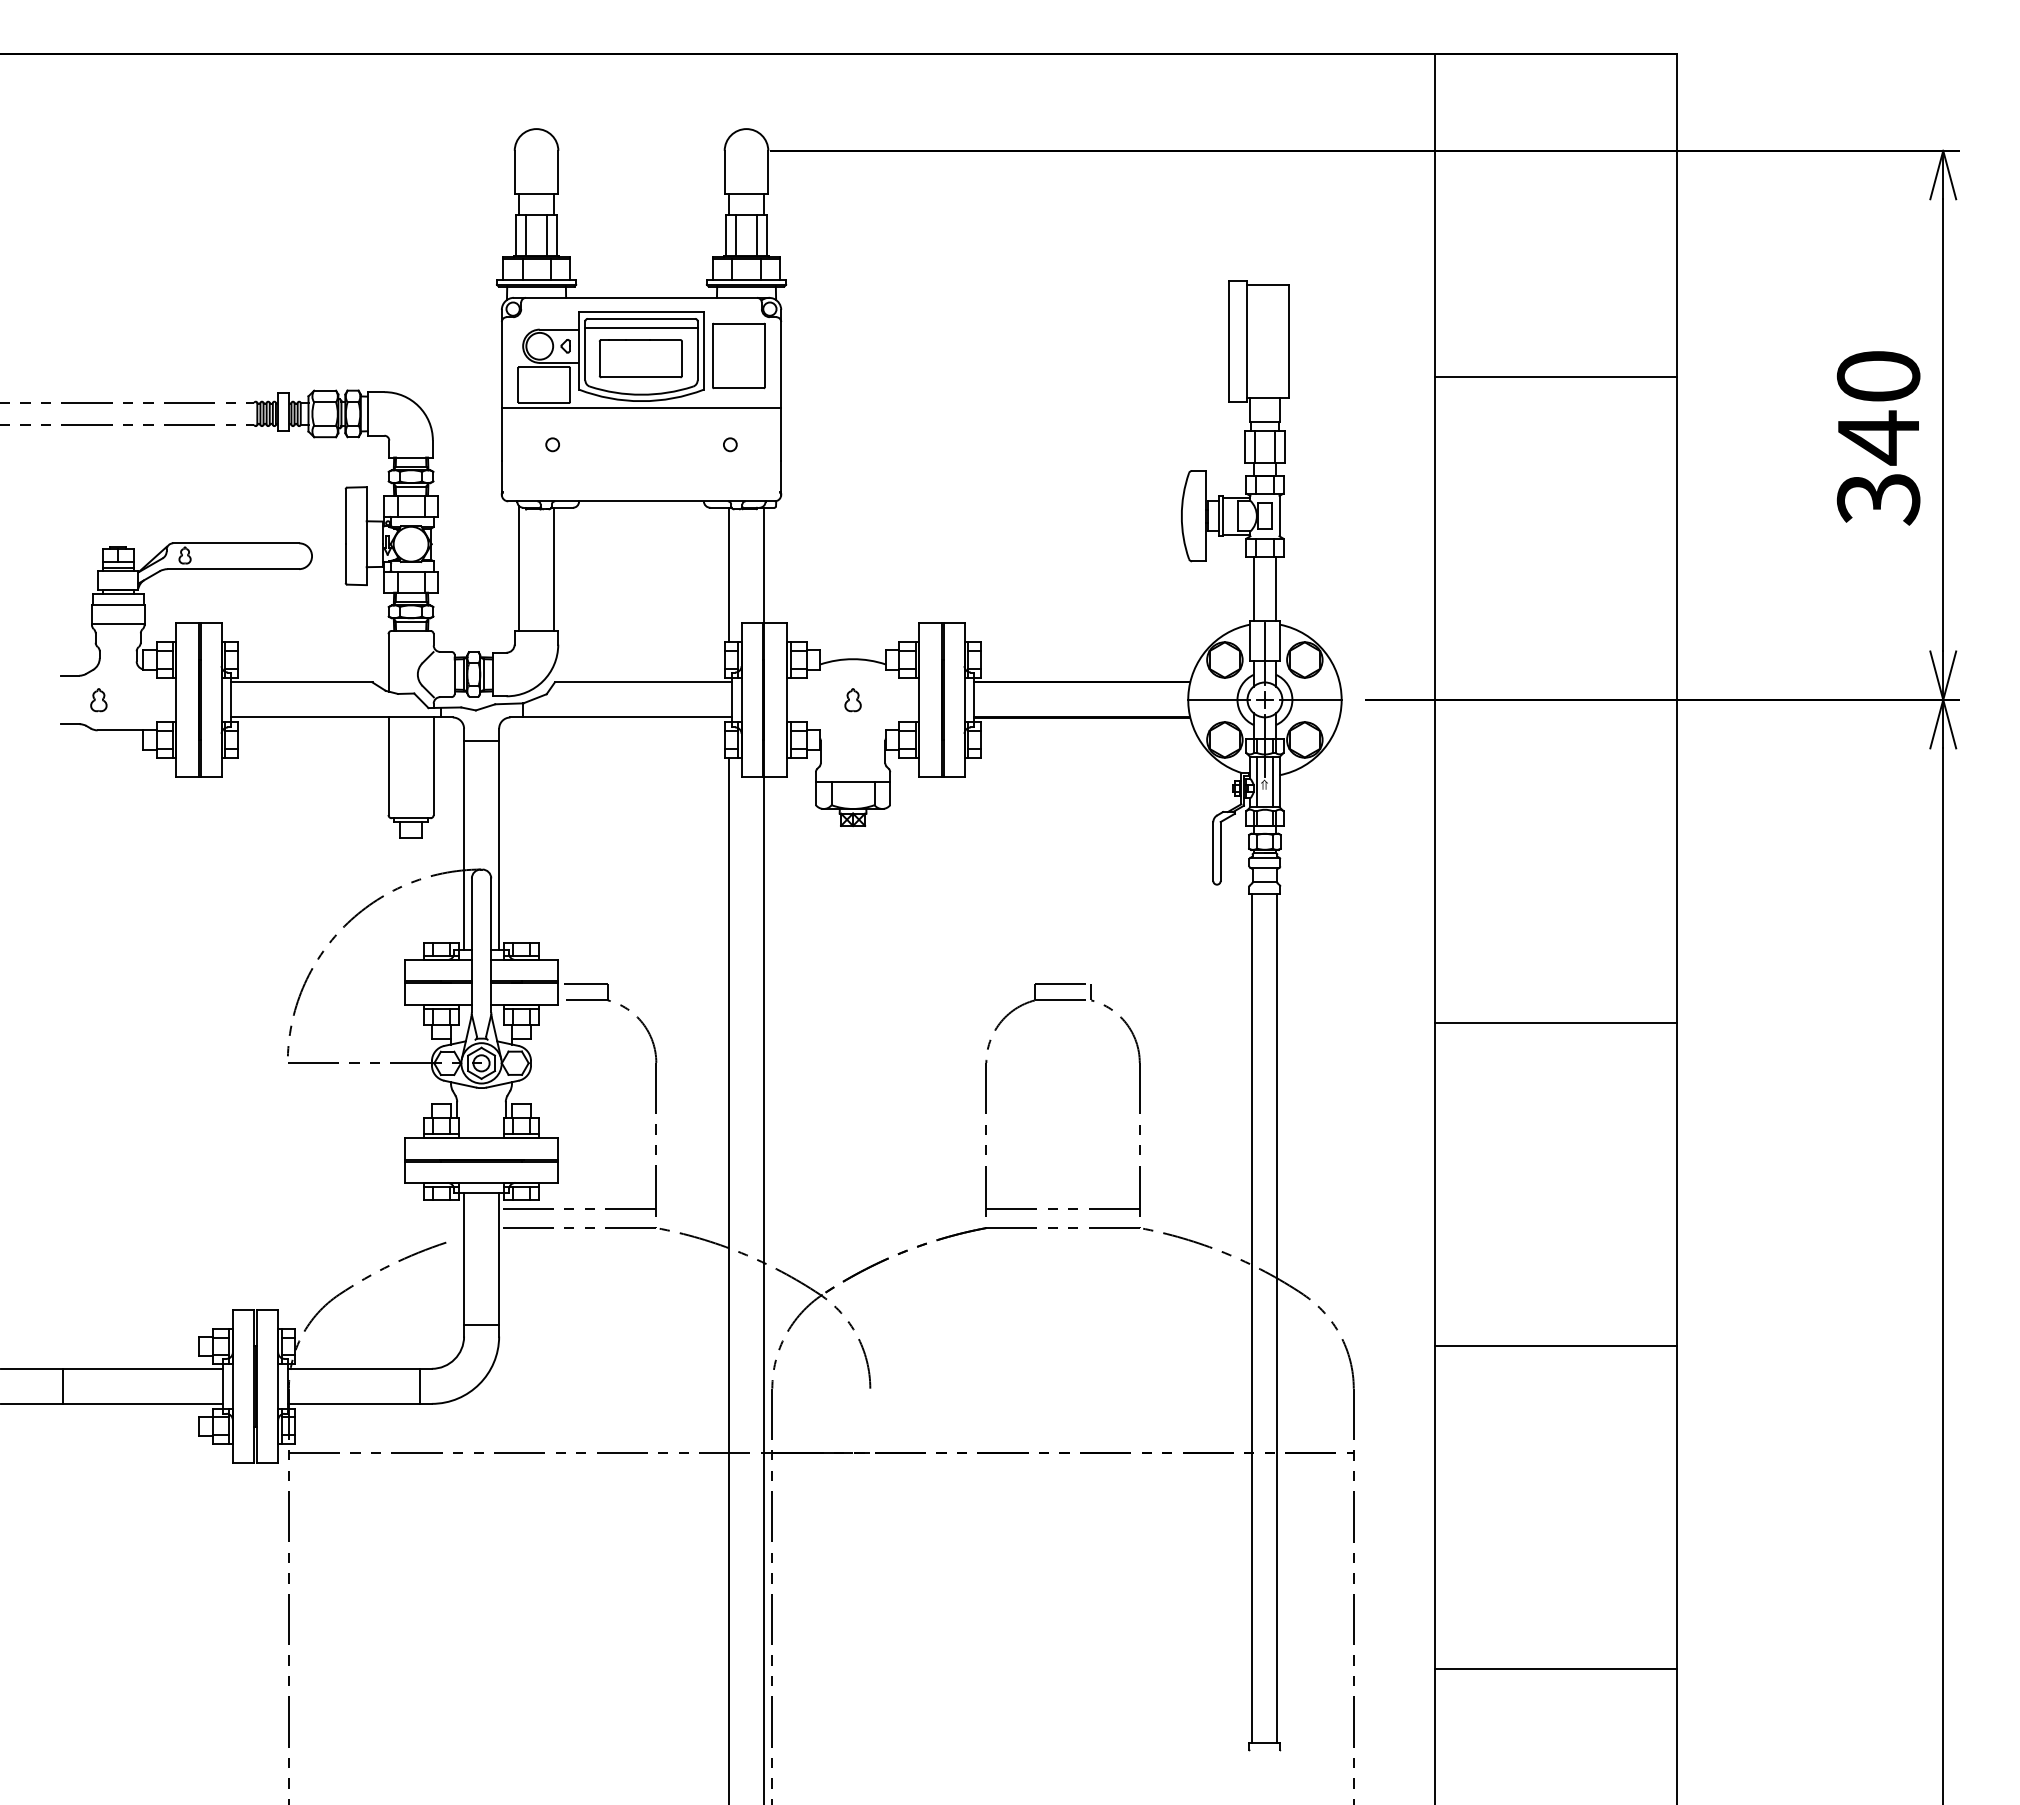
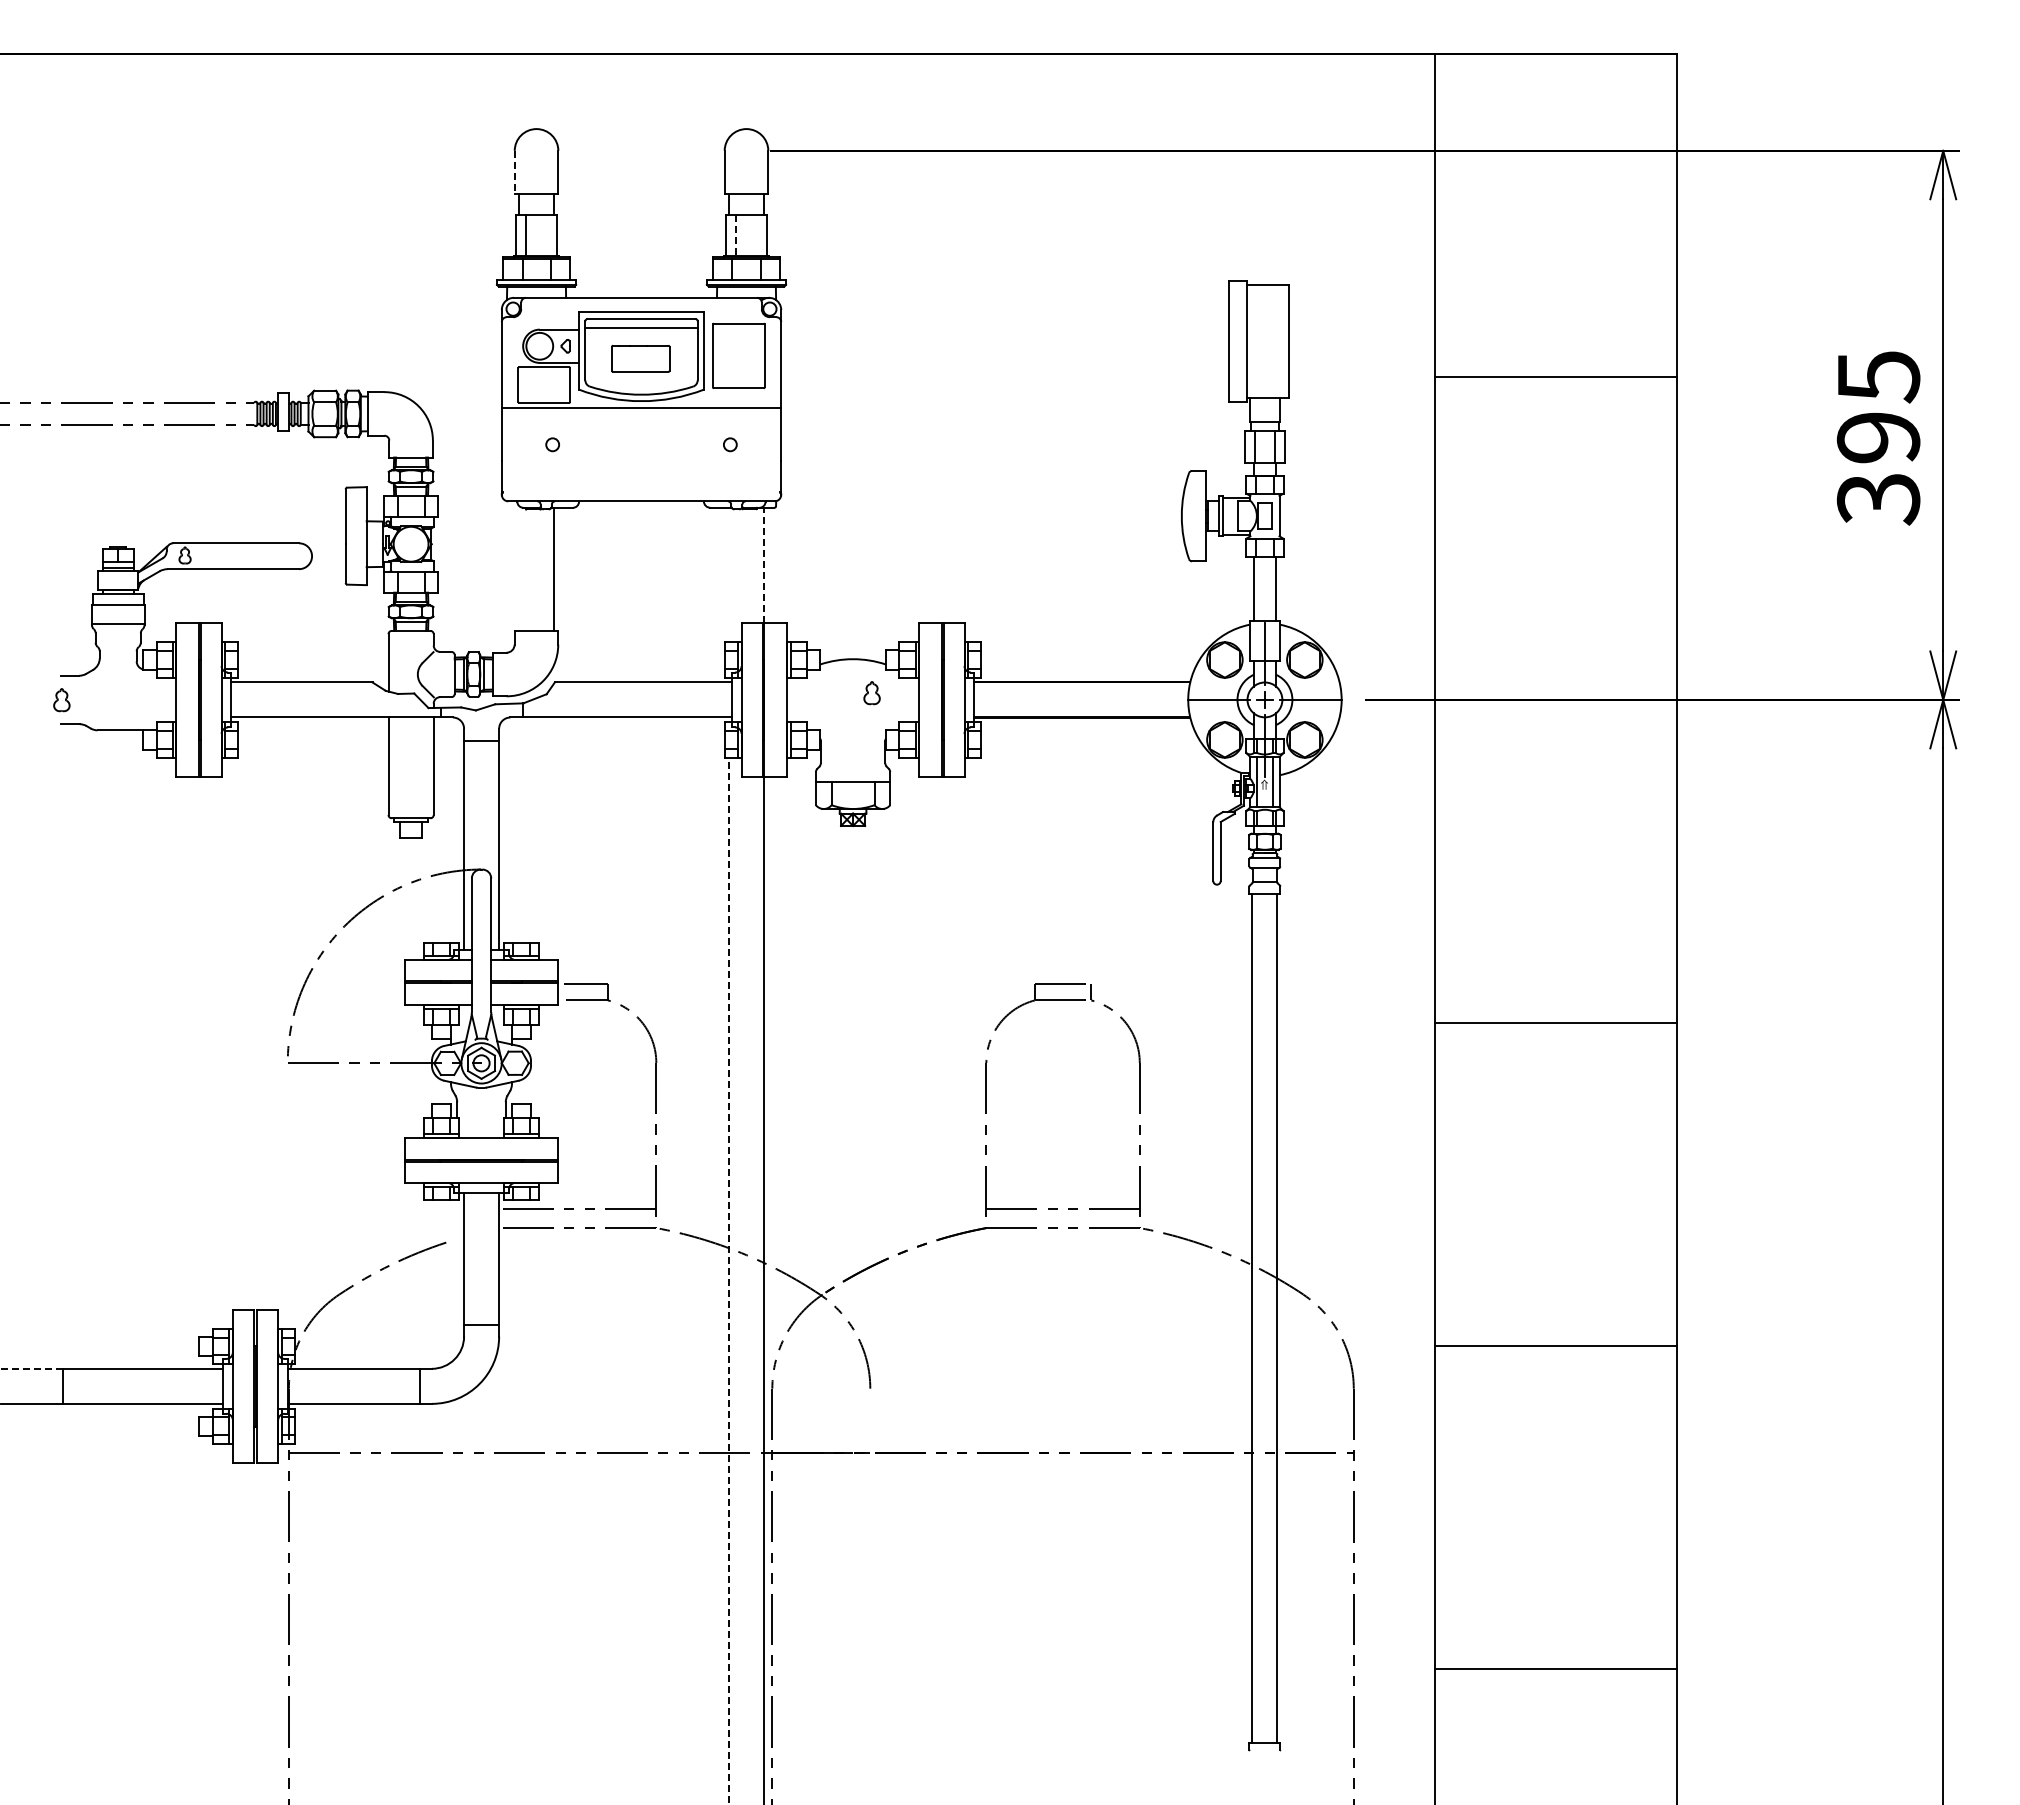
line: solid -> dashed (514, 172)
line: present -> none (546, 235)
line: present -> none (756, 235)
line: solid -> dashed (736, 236)
part size: 85x40 px -> 60x29 px (640, 358)
text: 340 -> 395 (1878, 408)
line: solid -> dashed (764, 565)
line: present -> none (519, 568)
line: present -> none (728, 574)
part position: (98, 700) -> (61, 700) (61, 700)
part position: (852, 700) -> (871, 693) (871, 693)
line: solid -> dashed (728, 1281)
line: solid -> dashed (31, 1368)
